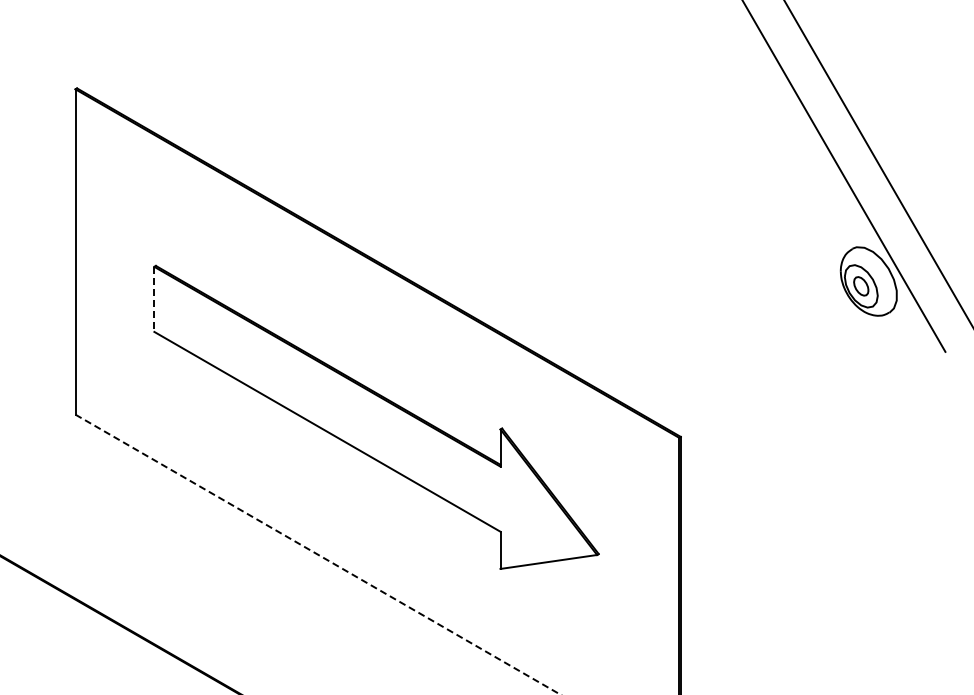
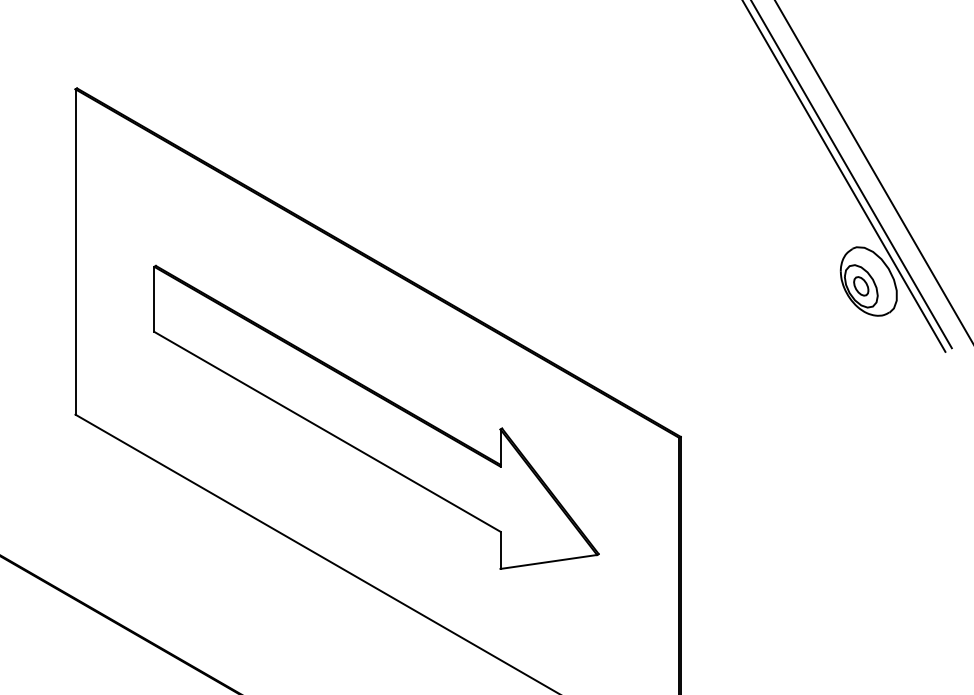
line position: (877, 162) -> (873, 170) (873, 170)
line: none -> present (851, 175)
line: dashed -> solid (154, 299)
line: dashed -> solid (318, 554)
